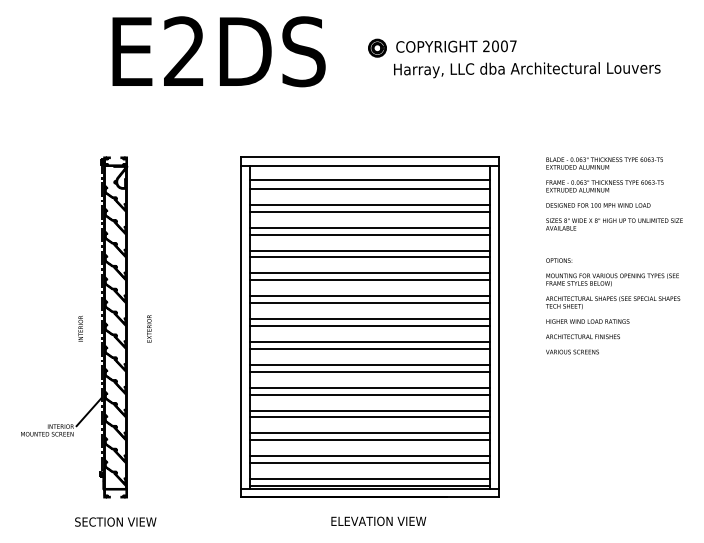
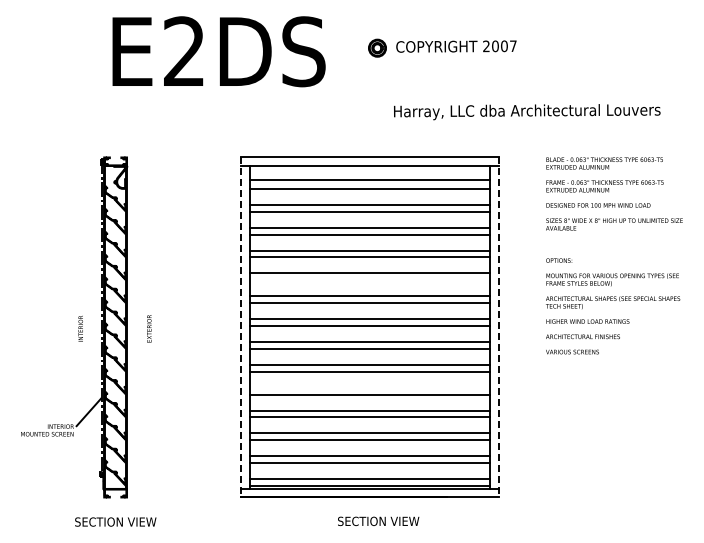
text position: (527, 70) -> (527, 112) (527, 112)
line: present -> none (369, 280)
line: solid -> dashed (241, 327)
line: solid -> dashed (498, 327)
line: present -> none (369, 387)
text: ELEVATION VIEW -> SECTION VIEW (378, 521)
